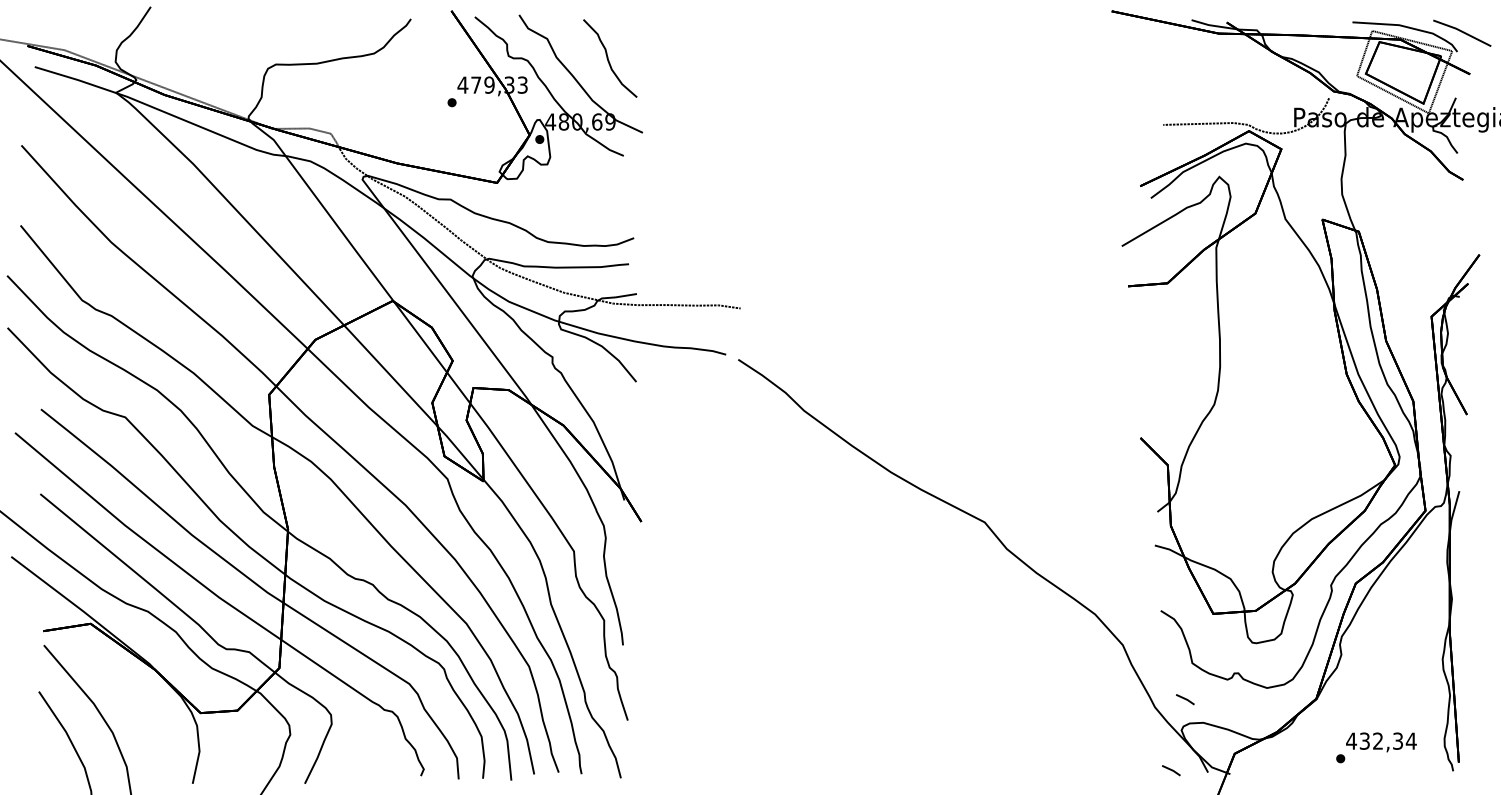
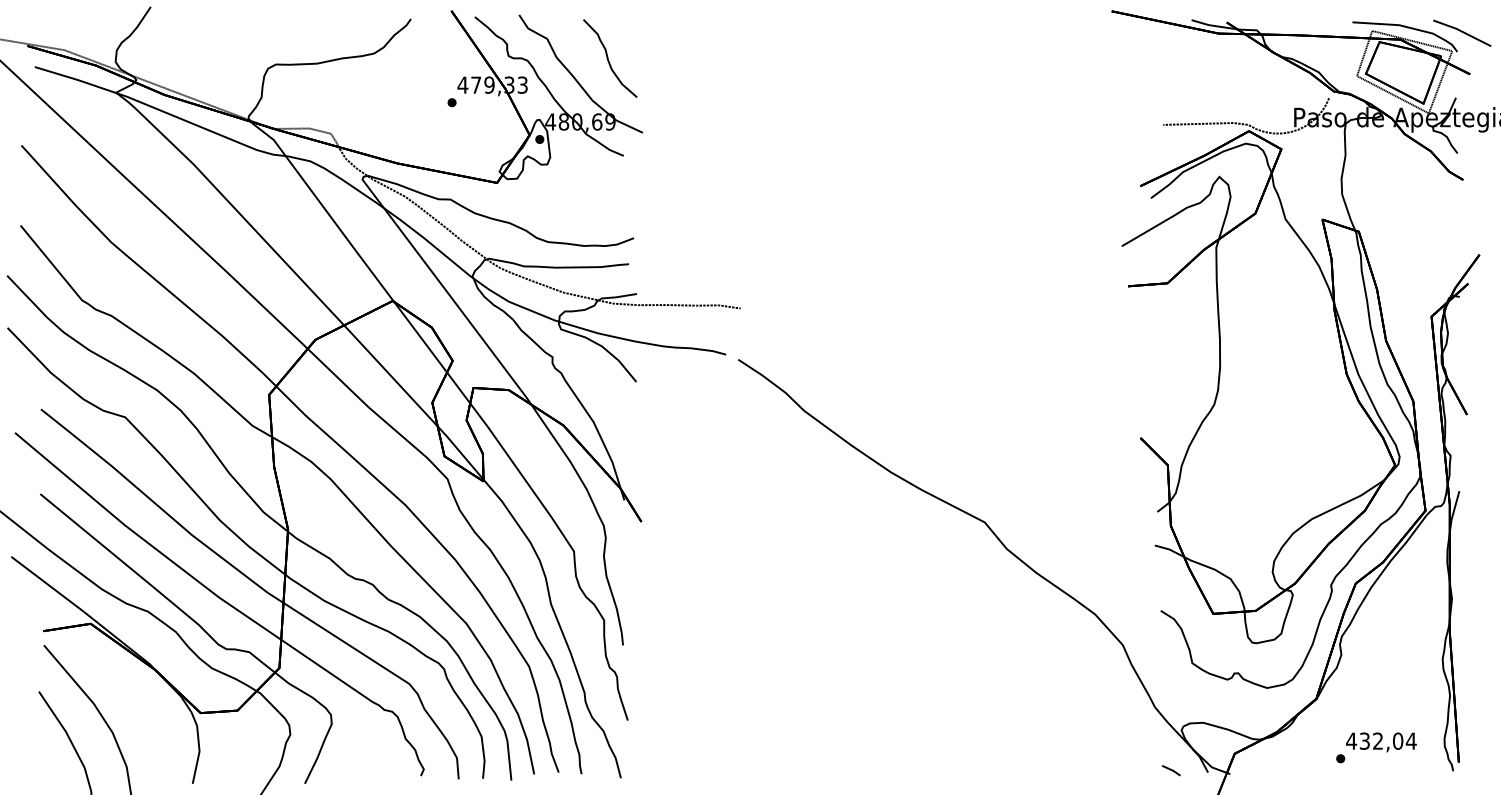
line: present -> none (1185, 699)
text: 432,34 -> 432,04 (1397, 740)
